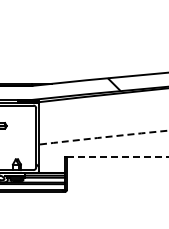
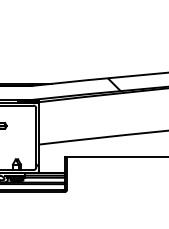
arc: dashed -> solid (103, 137)
line: dashed -> solid (118, 156)
